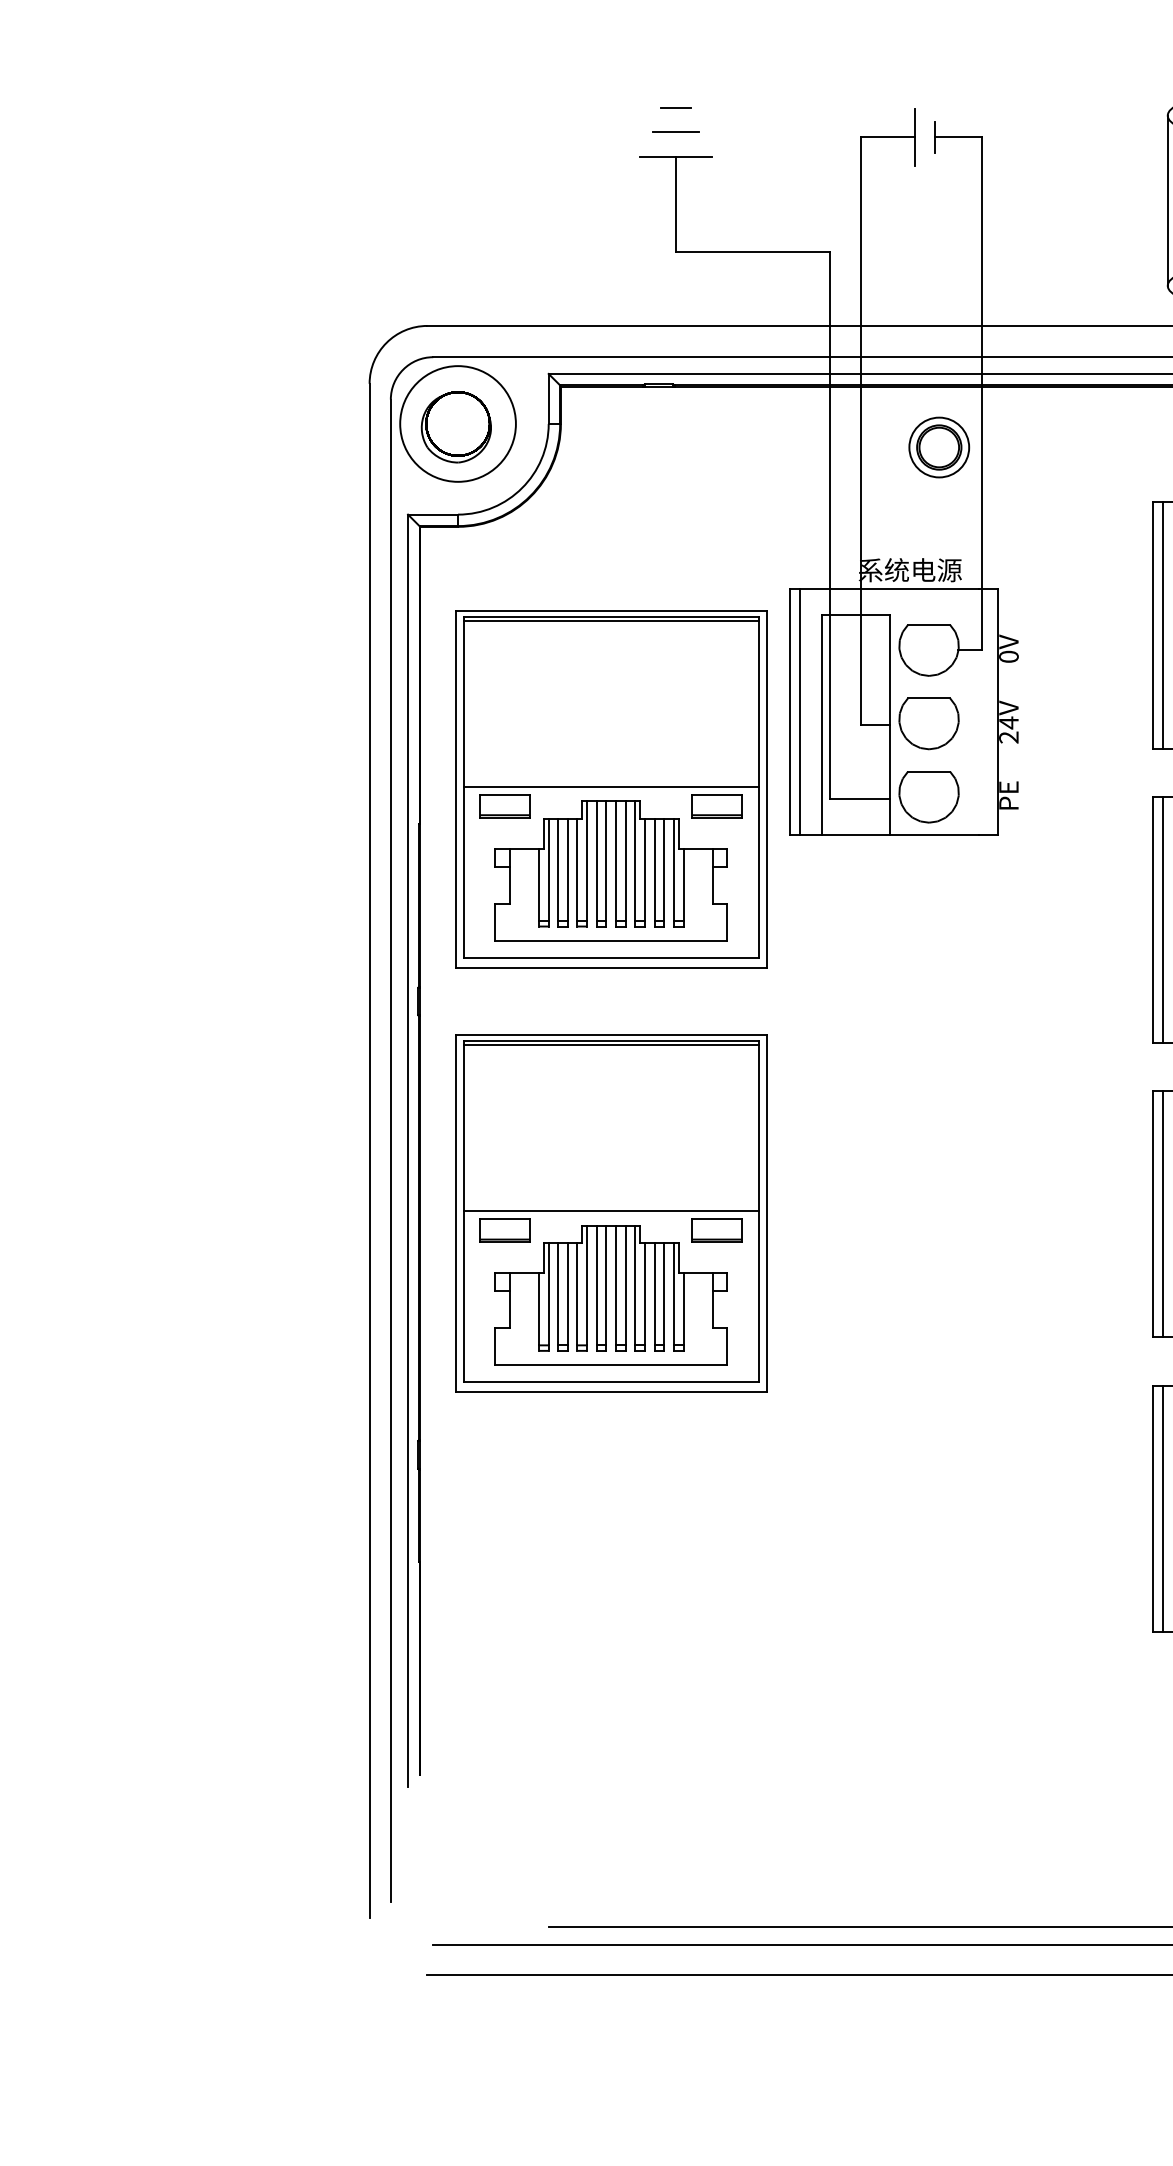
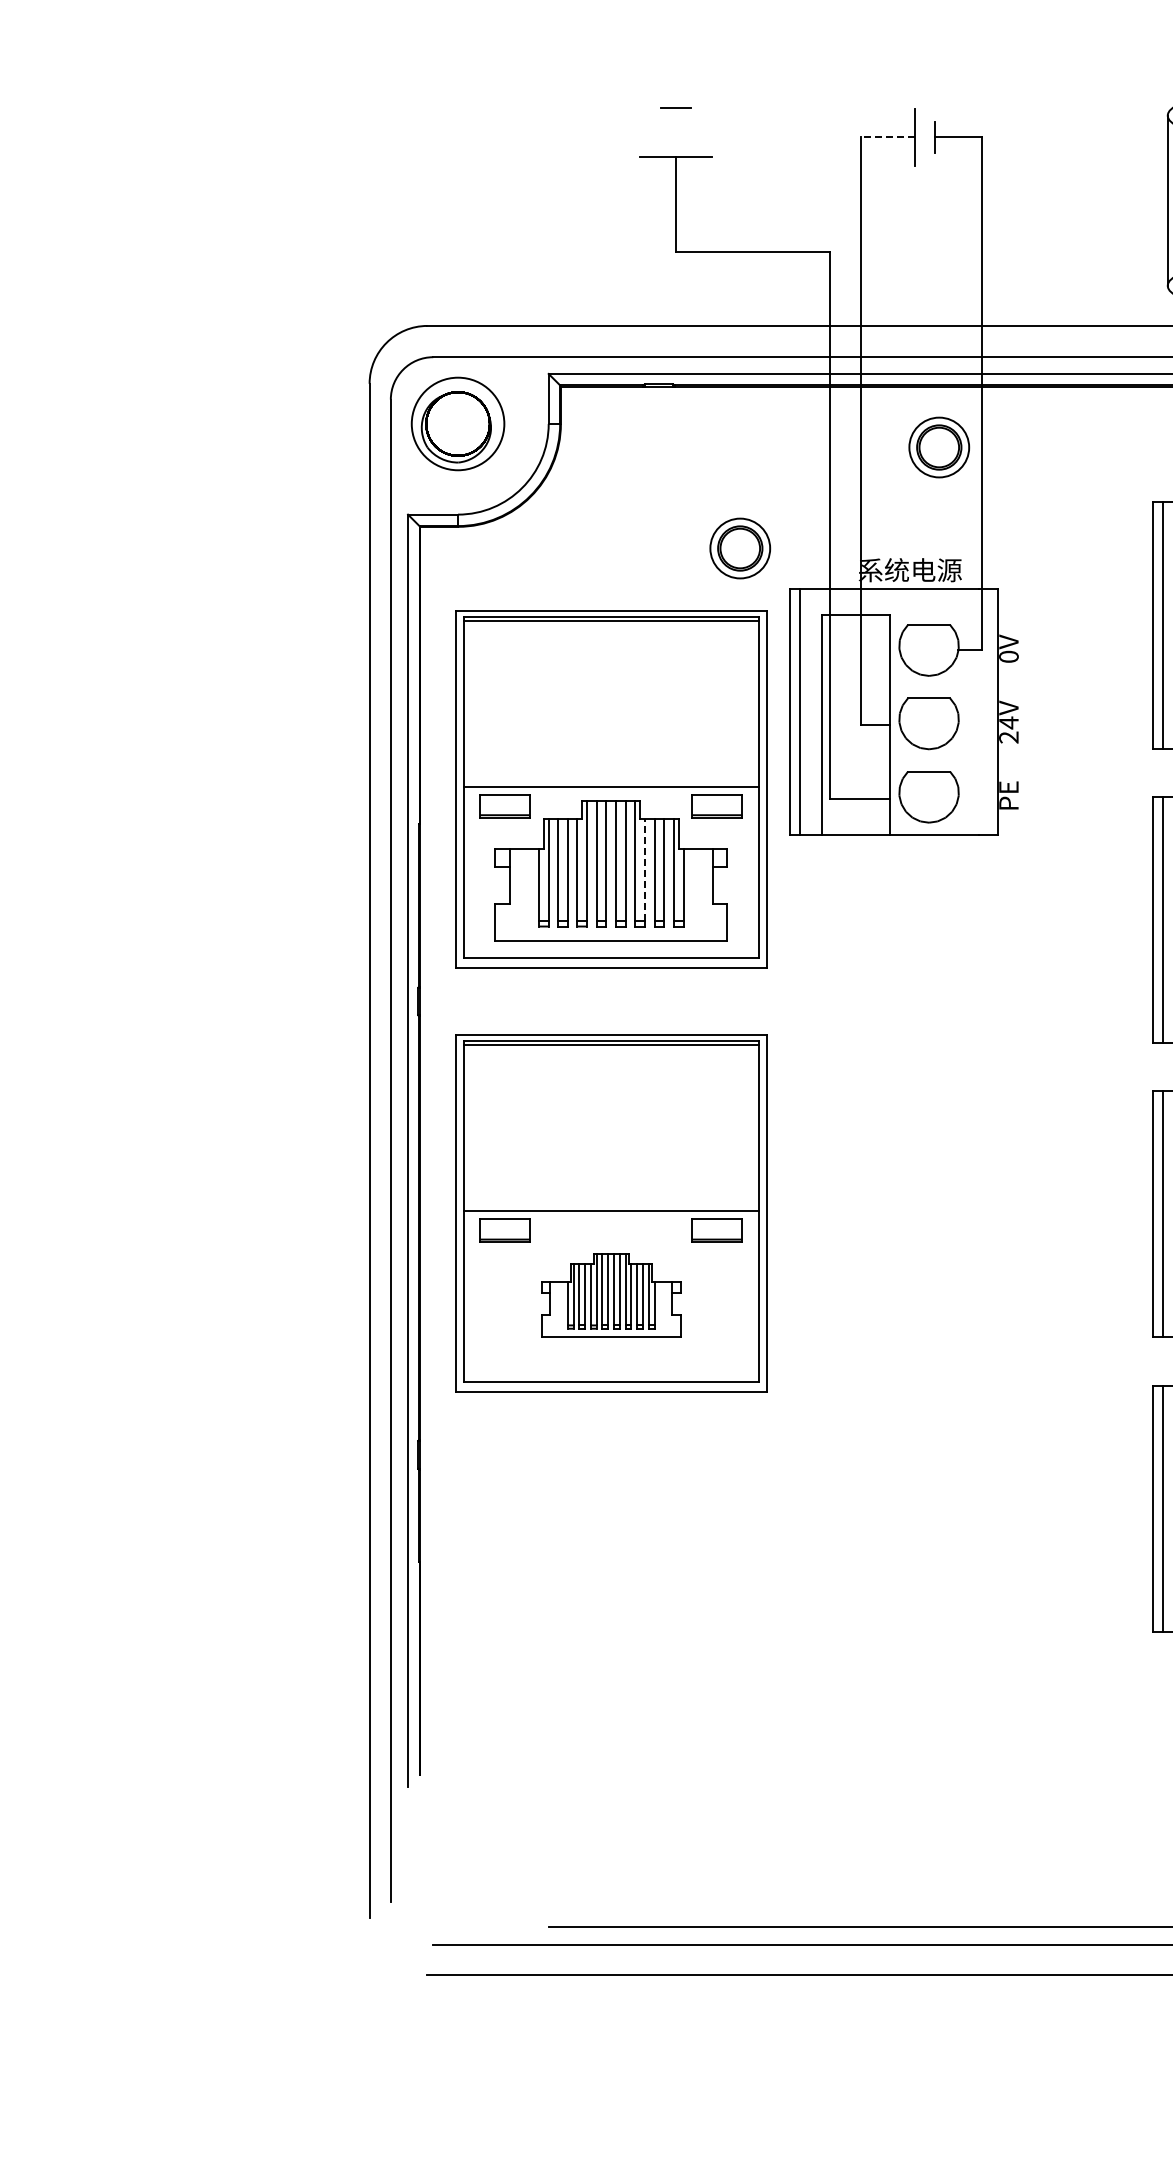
line: present -> none (675, 132)
line: solid -> dashed (888, 137)
circle diameter: 116 px -> 93 px (457, 423)
part: none -> present (740, 548)
line: solid -> dashed (644, 870)
part size: 234x141 px -> 141x85 px (611, 1295)
